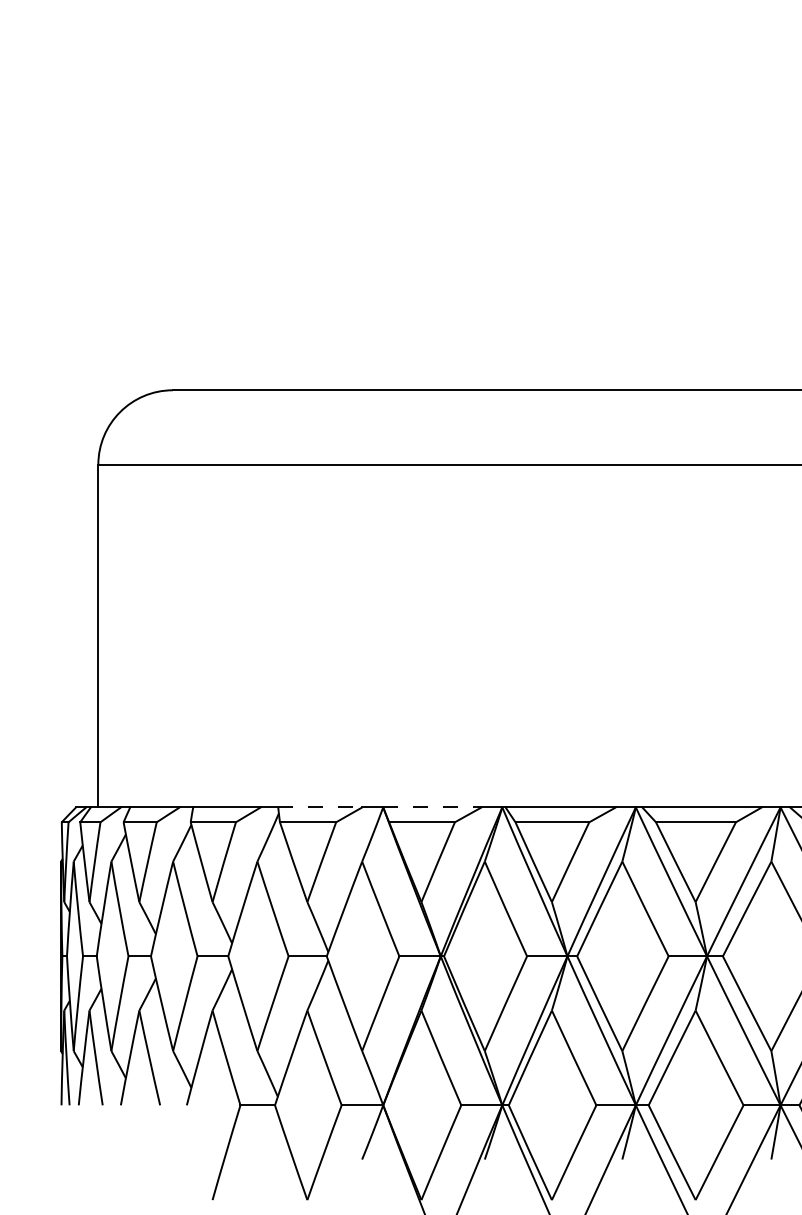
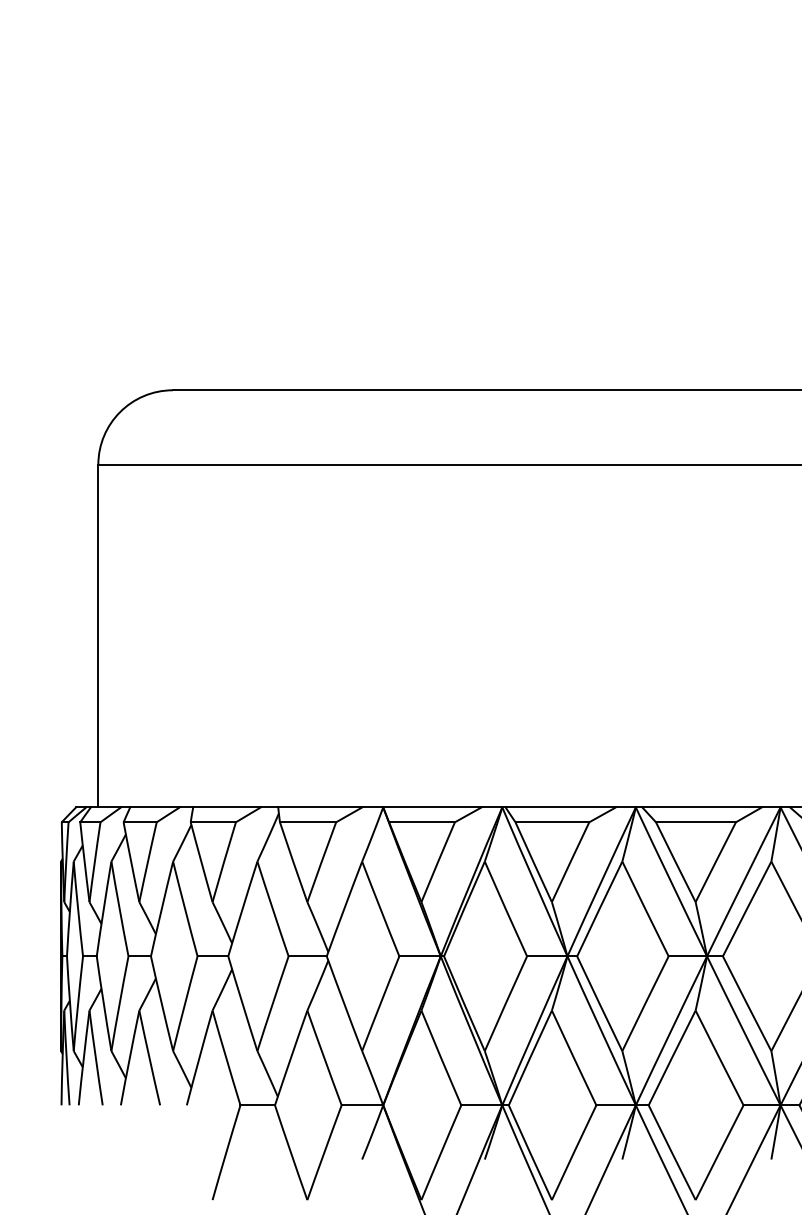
line: dashed -> solid (320, 807)
line: dashed -> solid (432, 807)
